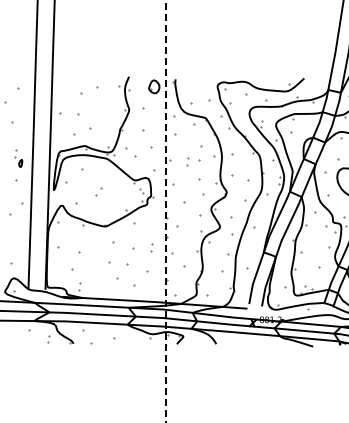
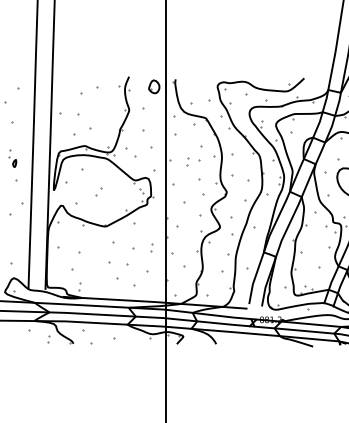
part position: (18, 158) -> (12, 158) (12, 158)
line: dashed -> solid (166, 211)
